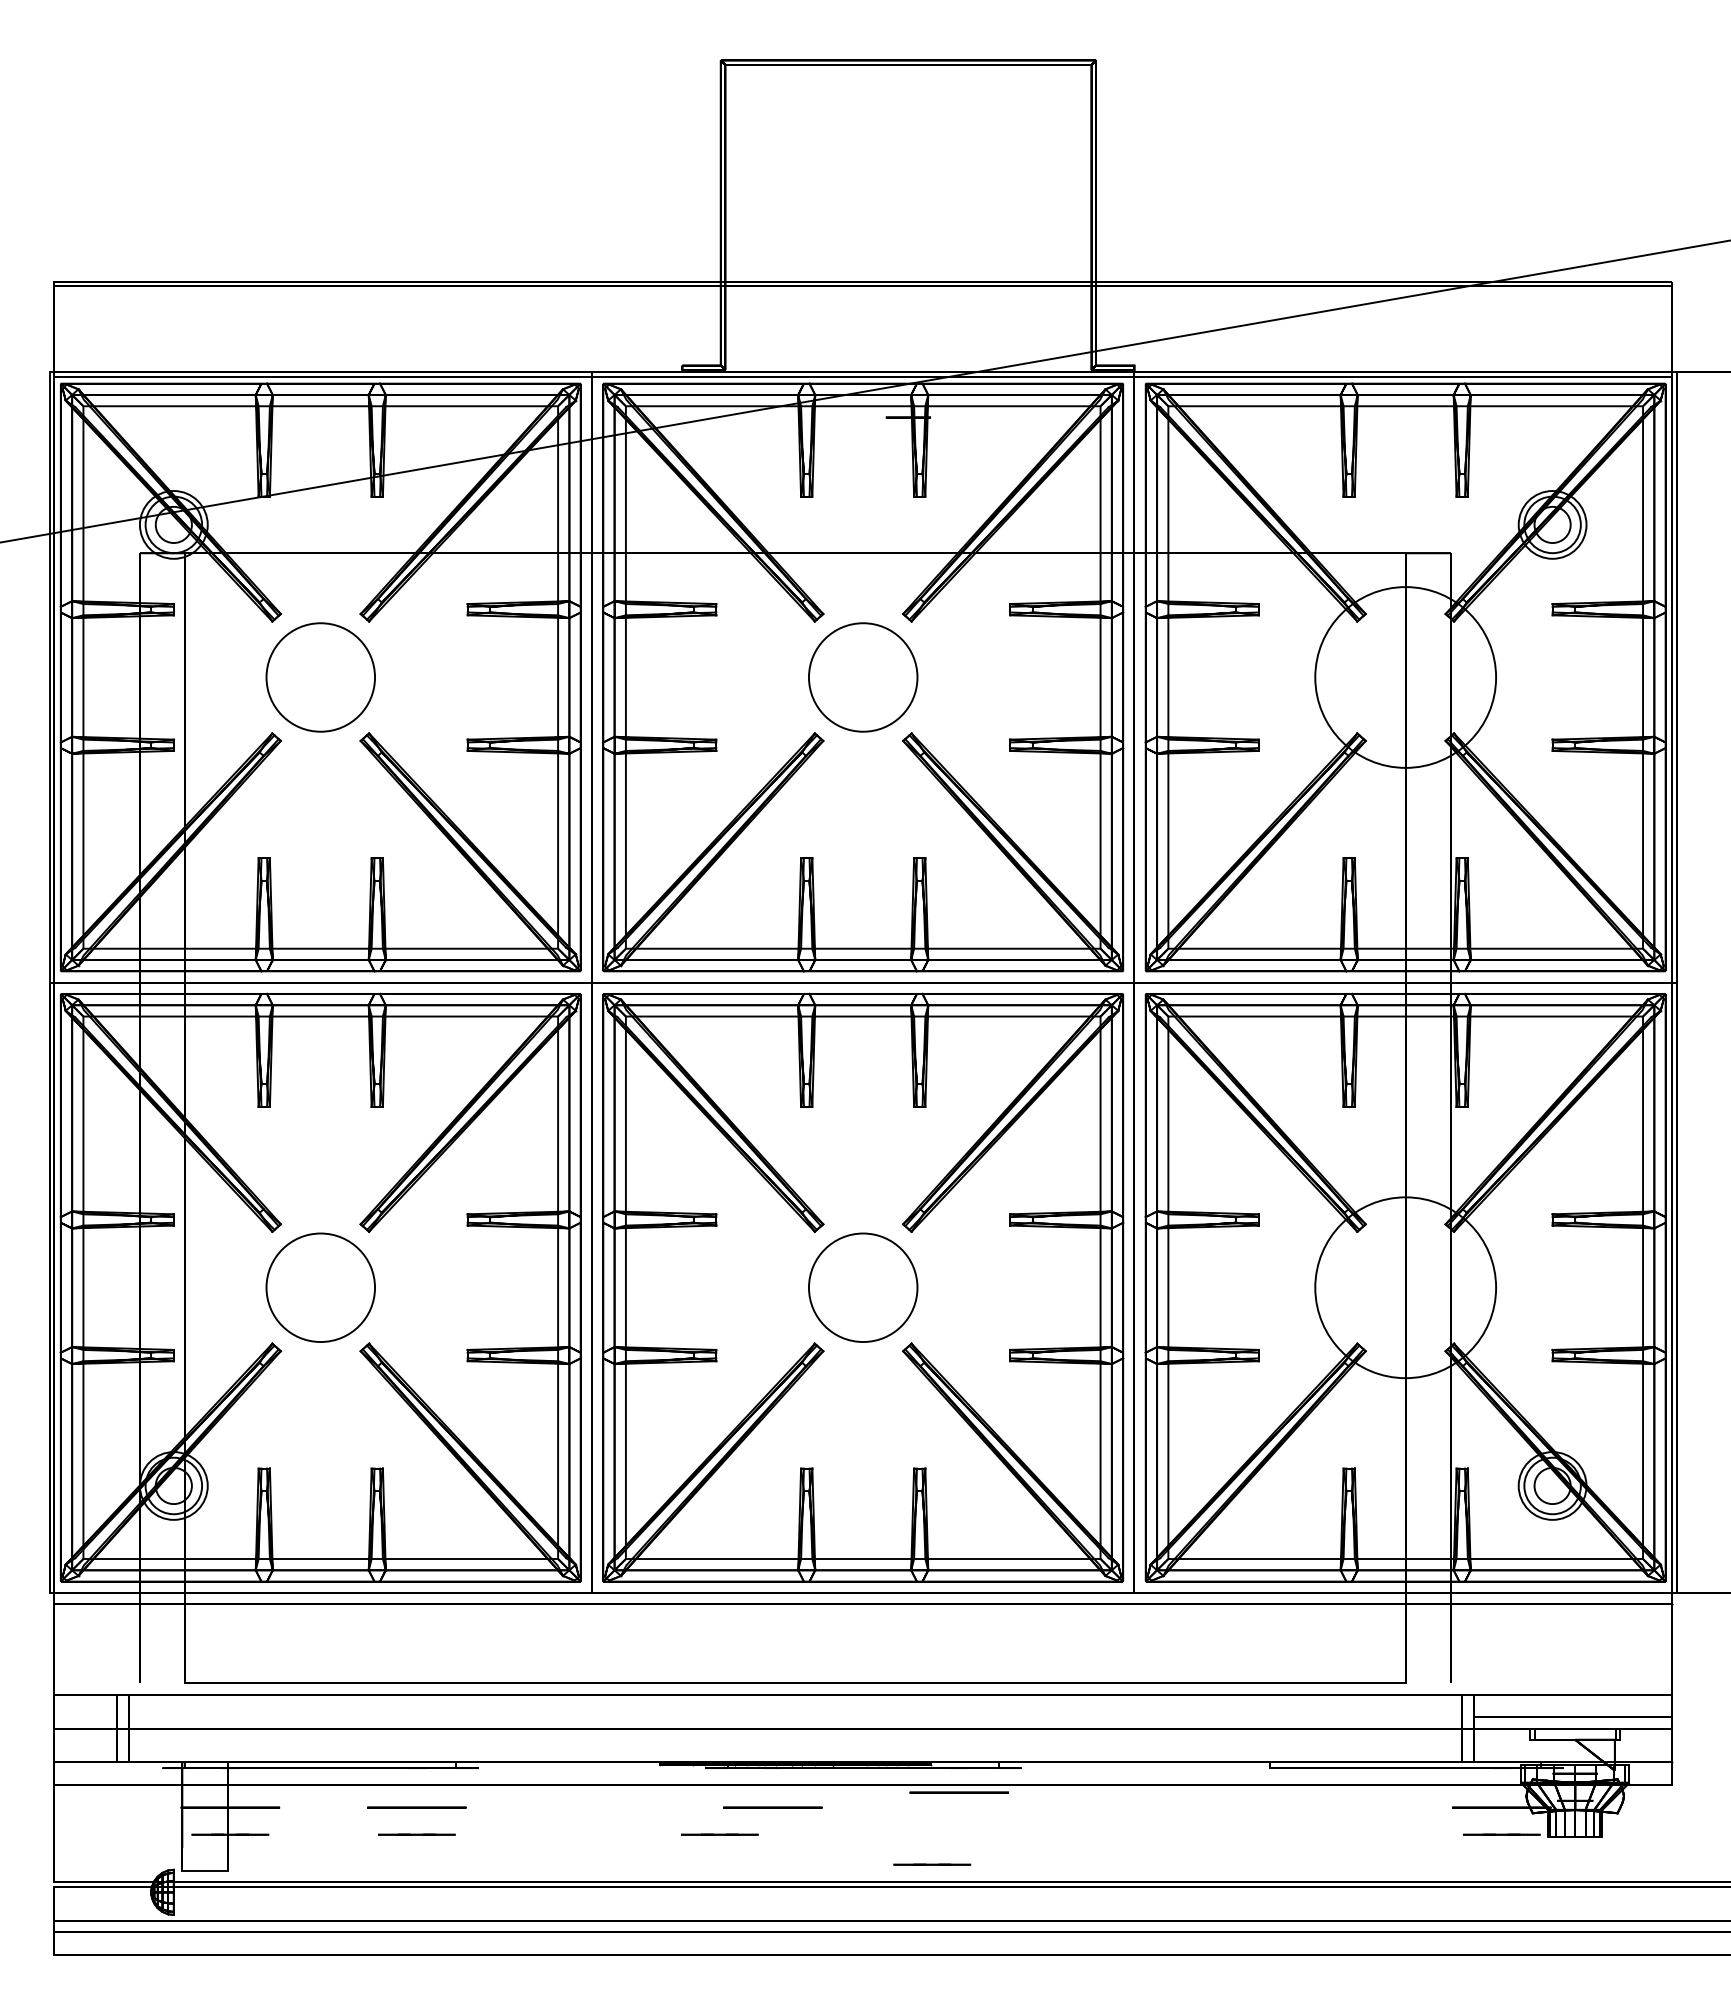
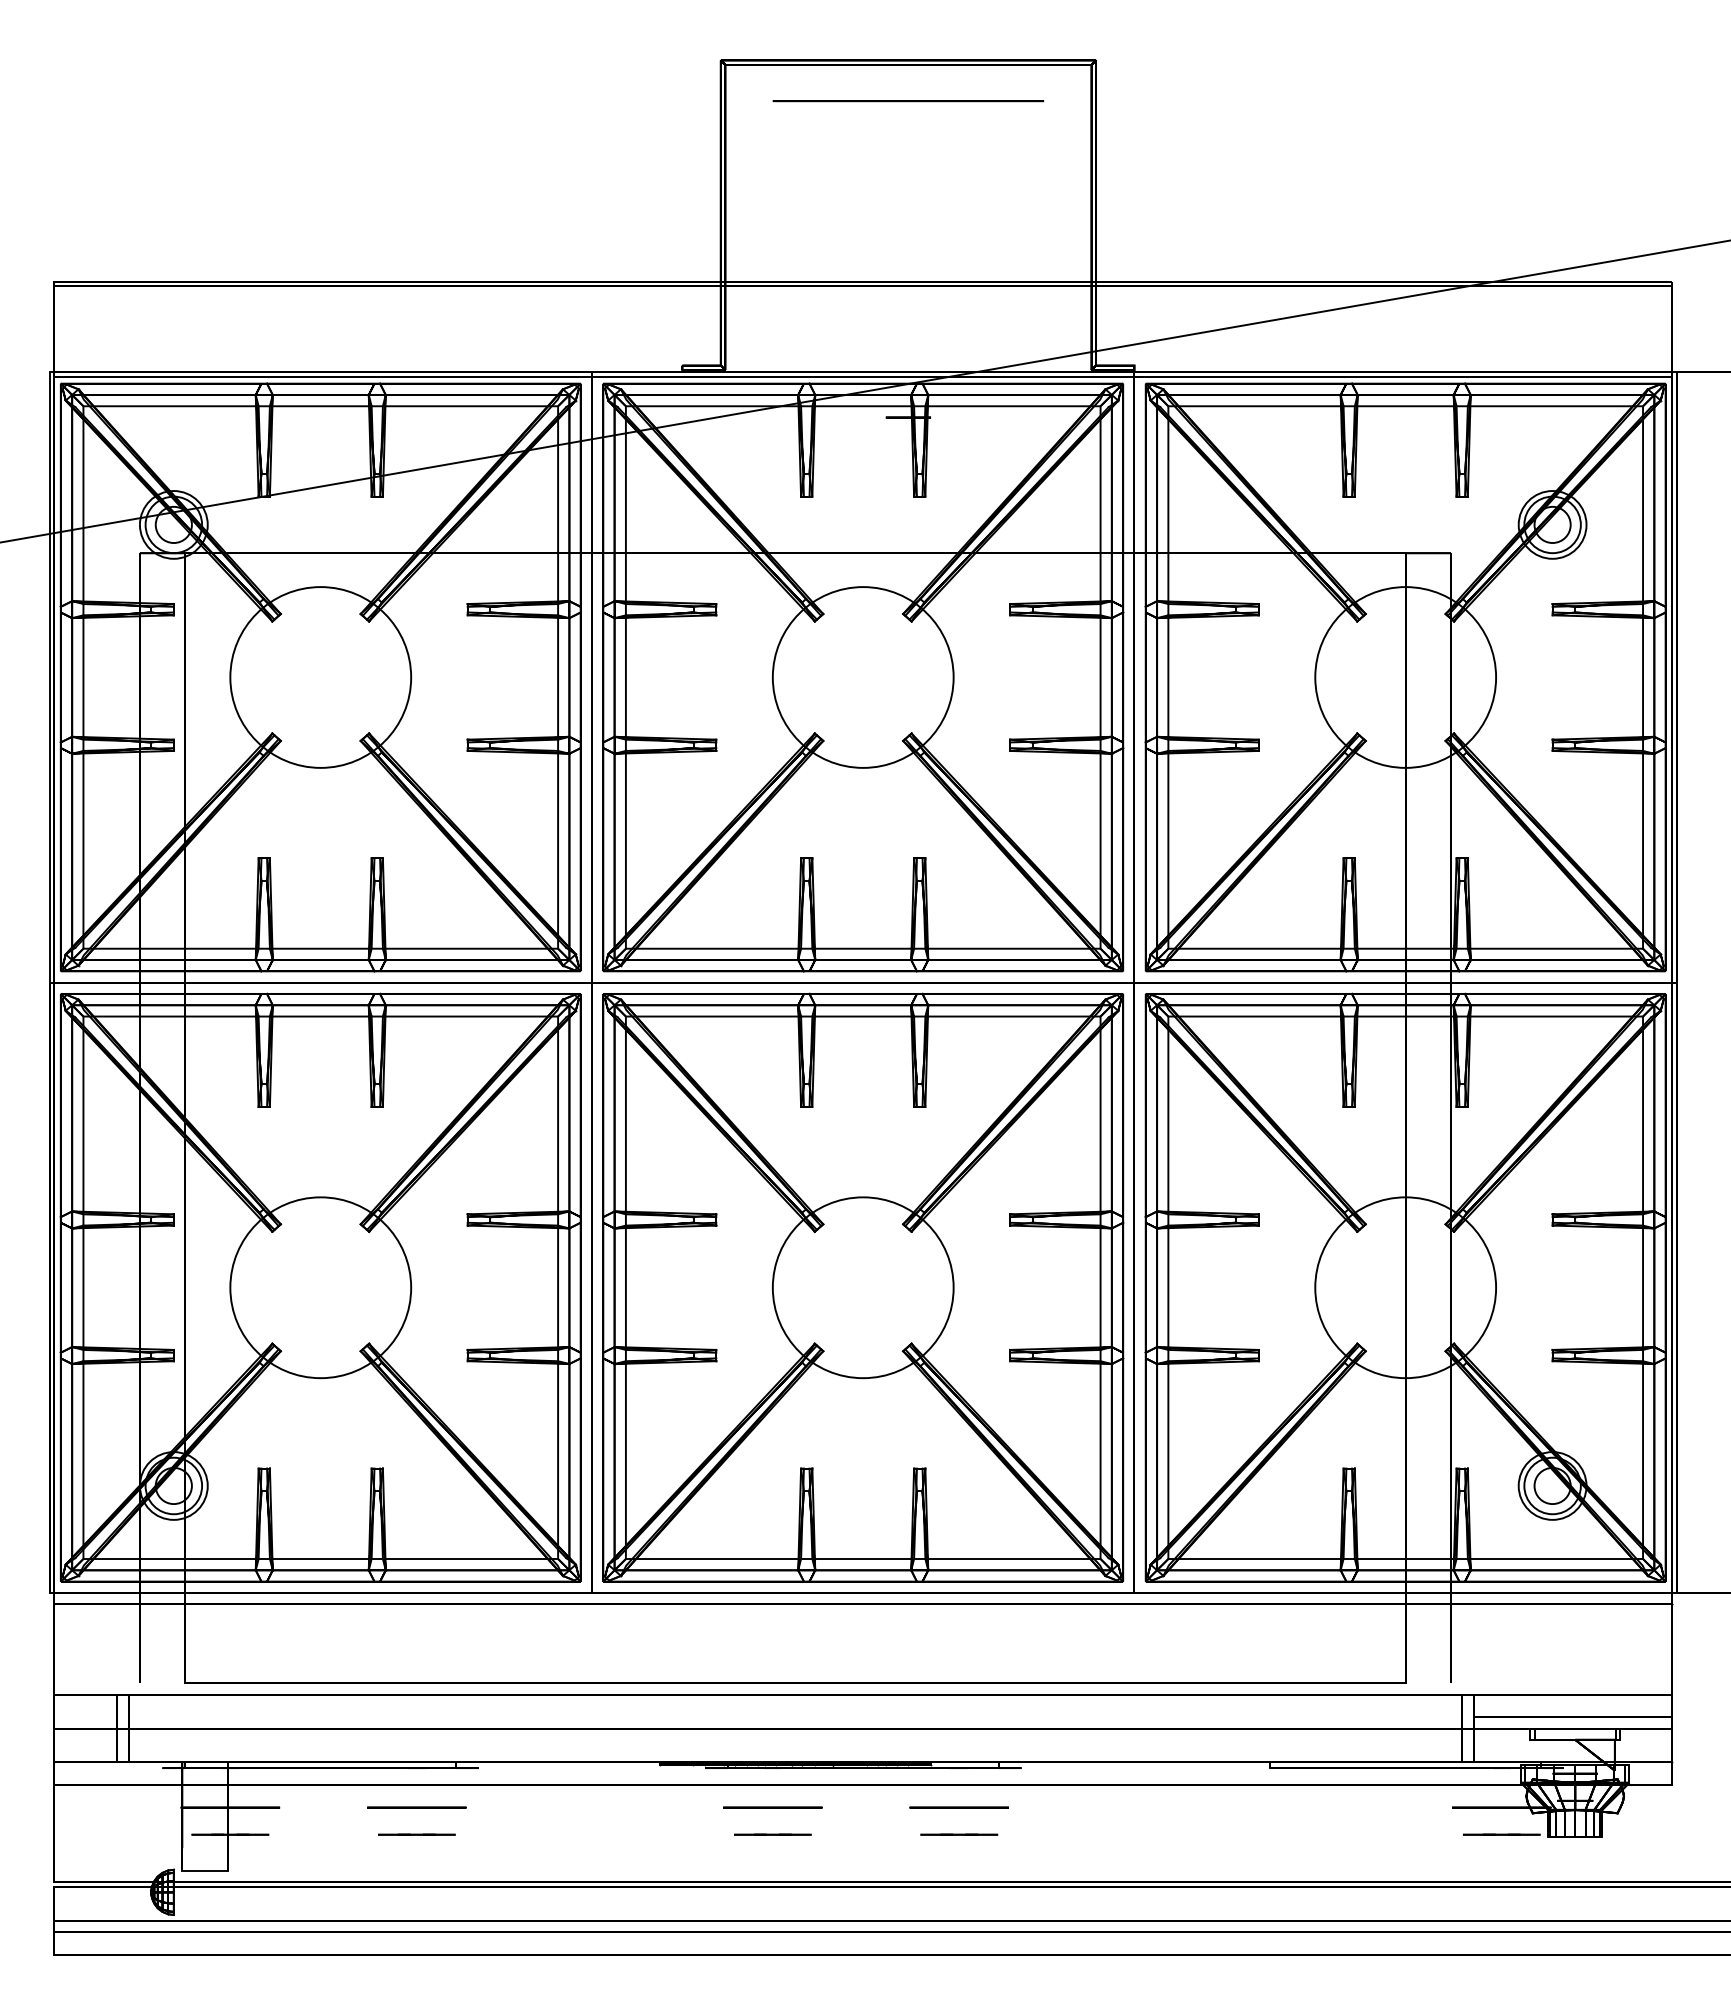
circle: none -> present (908, 101)
circle diameter: 108 px -> 181 px (320, 677)
circle diameter: 108 px -> 181 px (862, 677)
circle diameter: 108 px -> 181 px (320, 1287)
circle diameter: 108 px -> 181 px (862, 1287)
circle position: (958, 1792) -> (958, 1807) (958, 1807)
line position: (719, 1834) -> (772, 1834) (772, 1834)
line position: (932, 1864) -> (959, 1834) (959, 1834)
